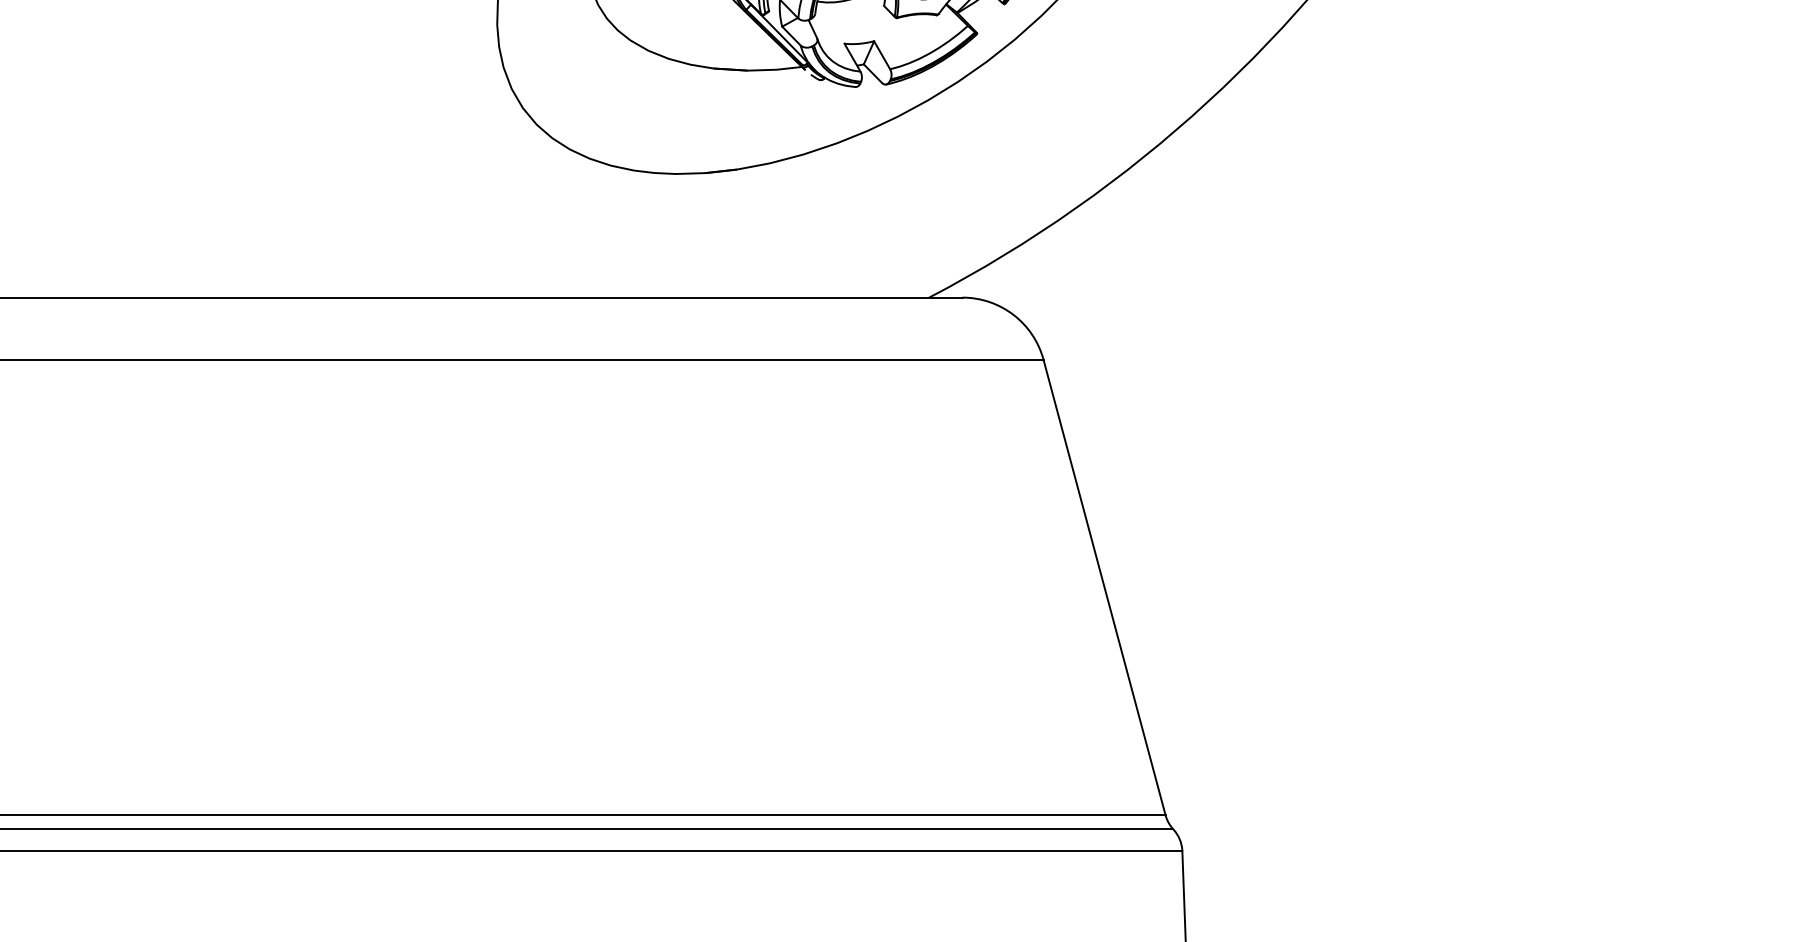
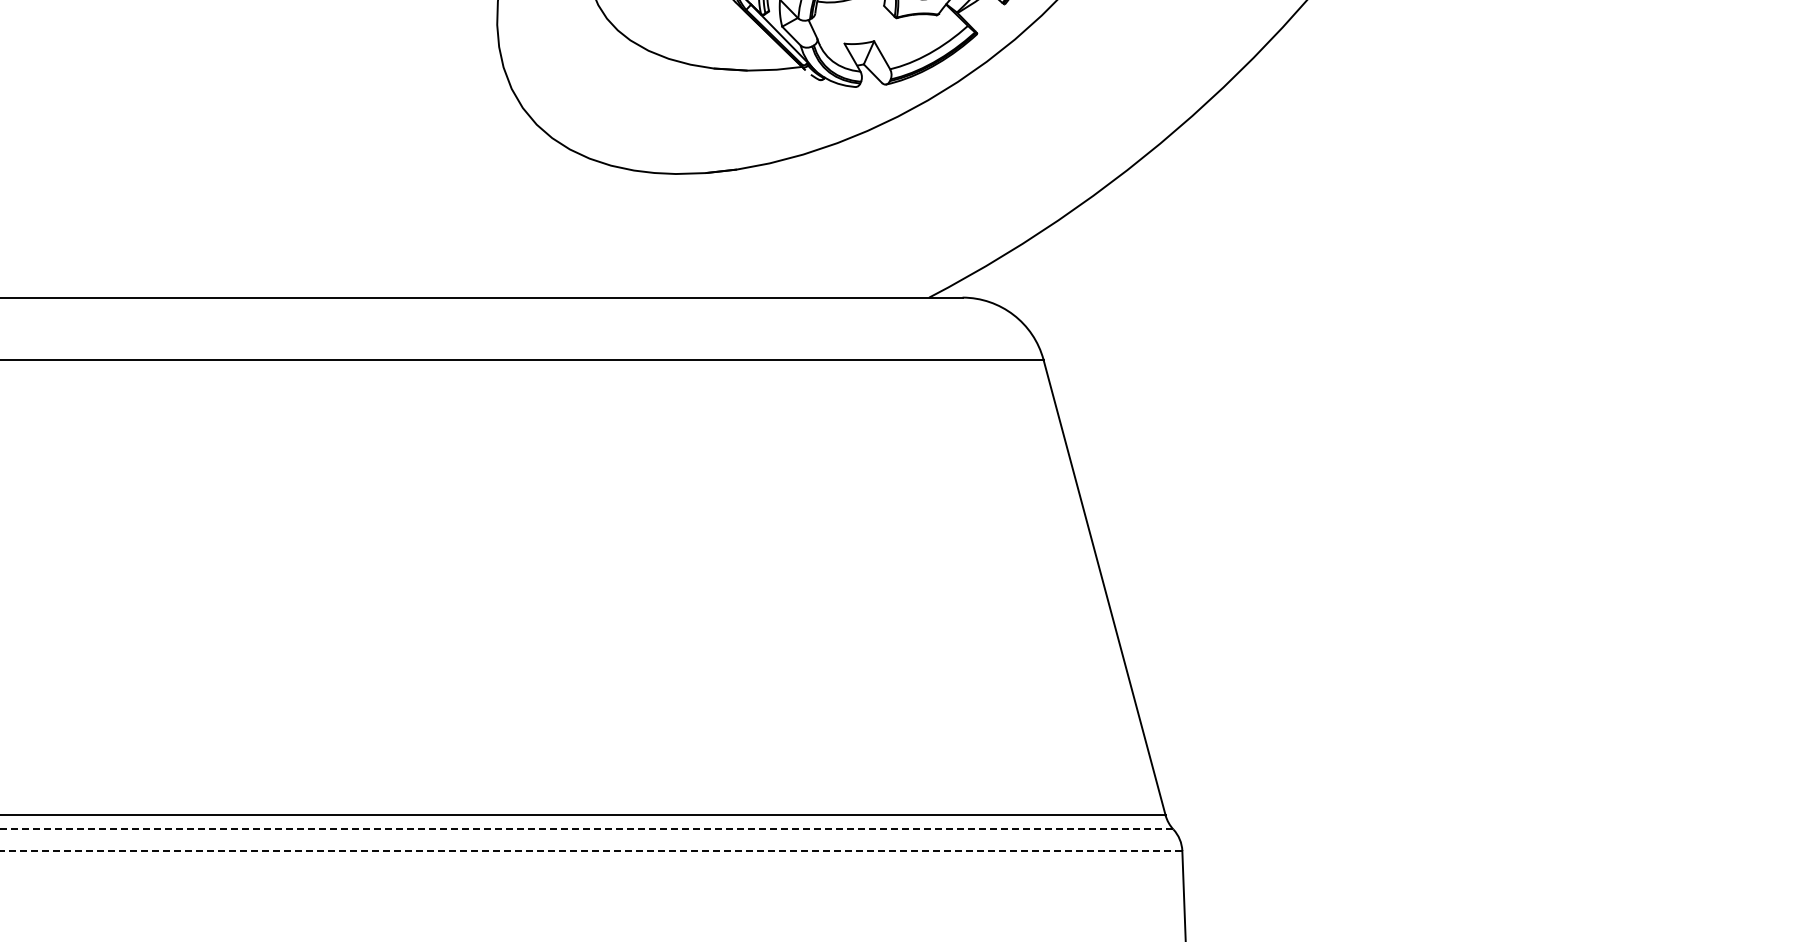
line: solid -> dashed (586, 829)
line: solid -> dashed (591, 851)
